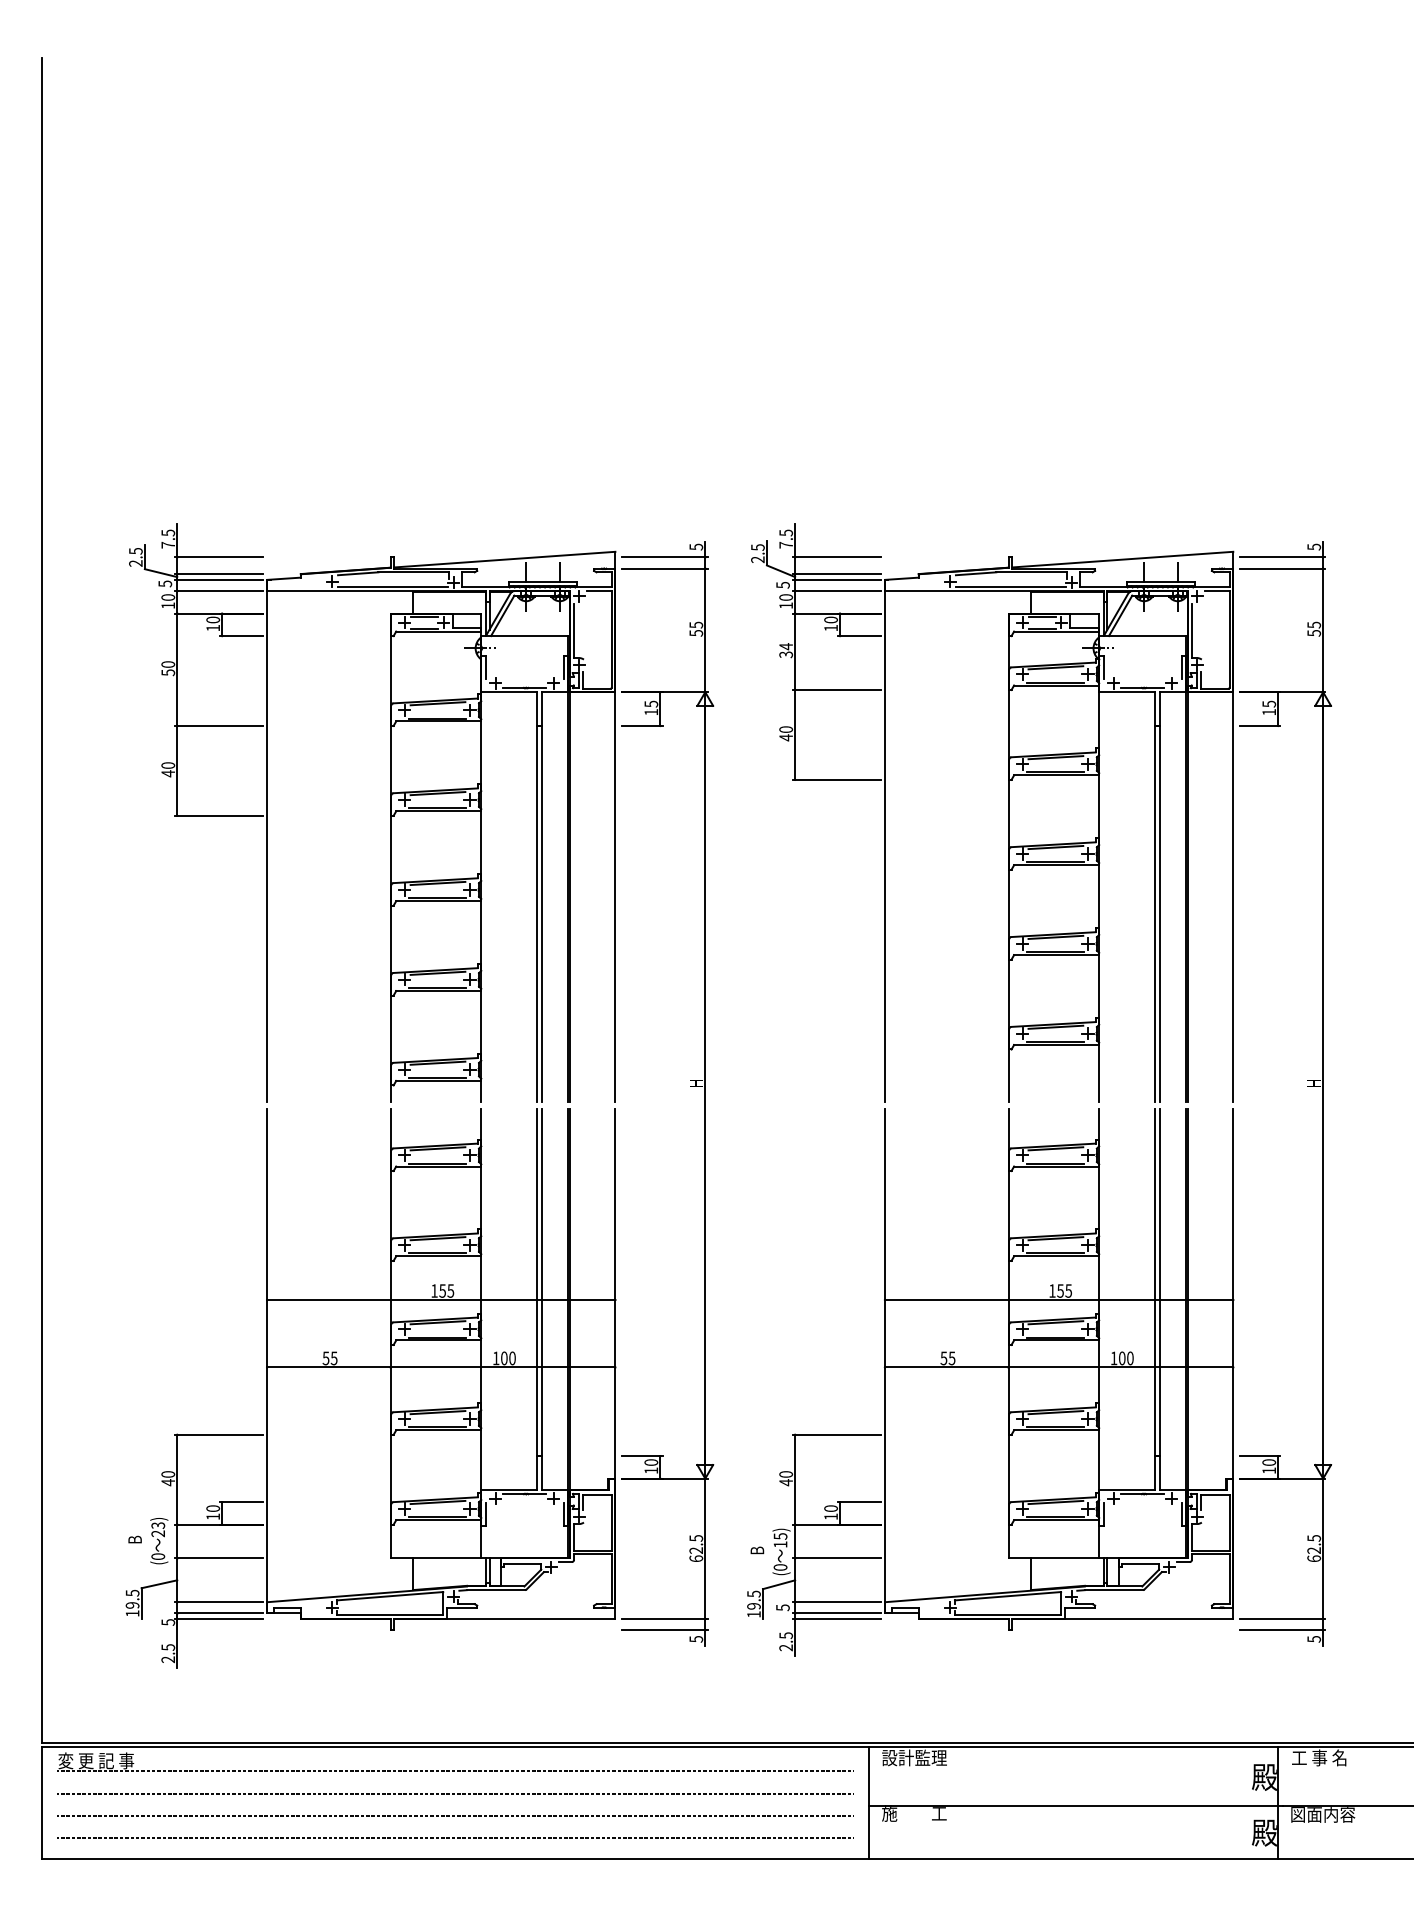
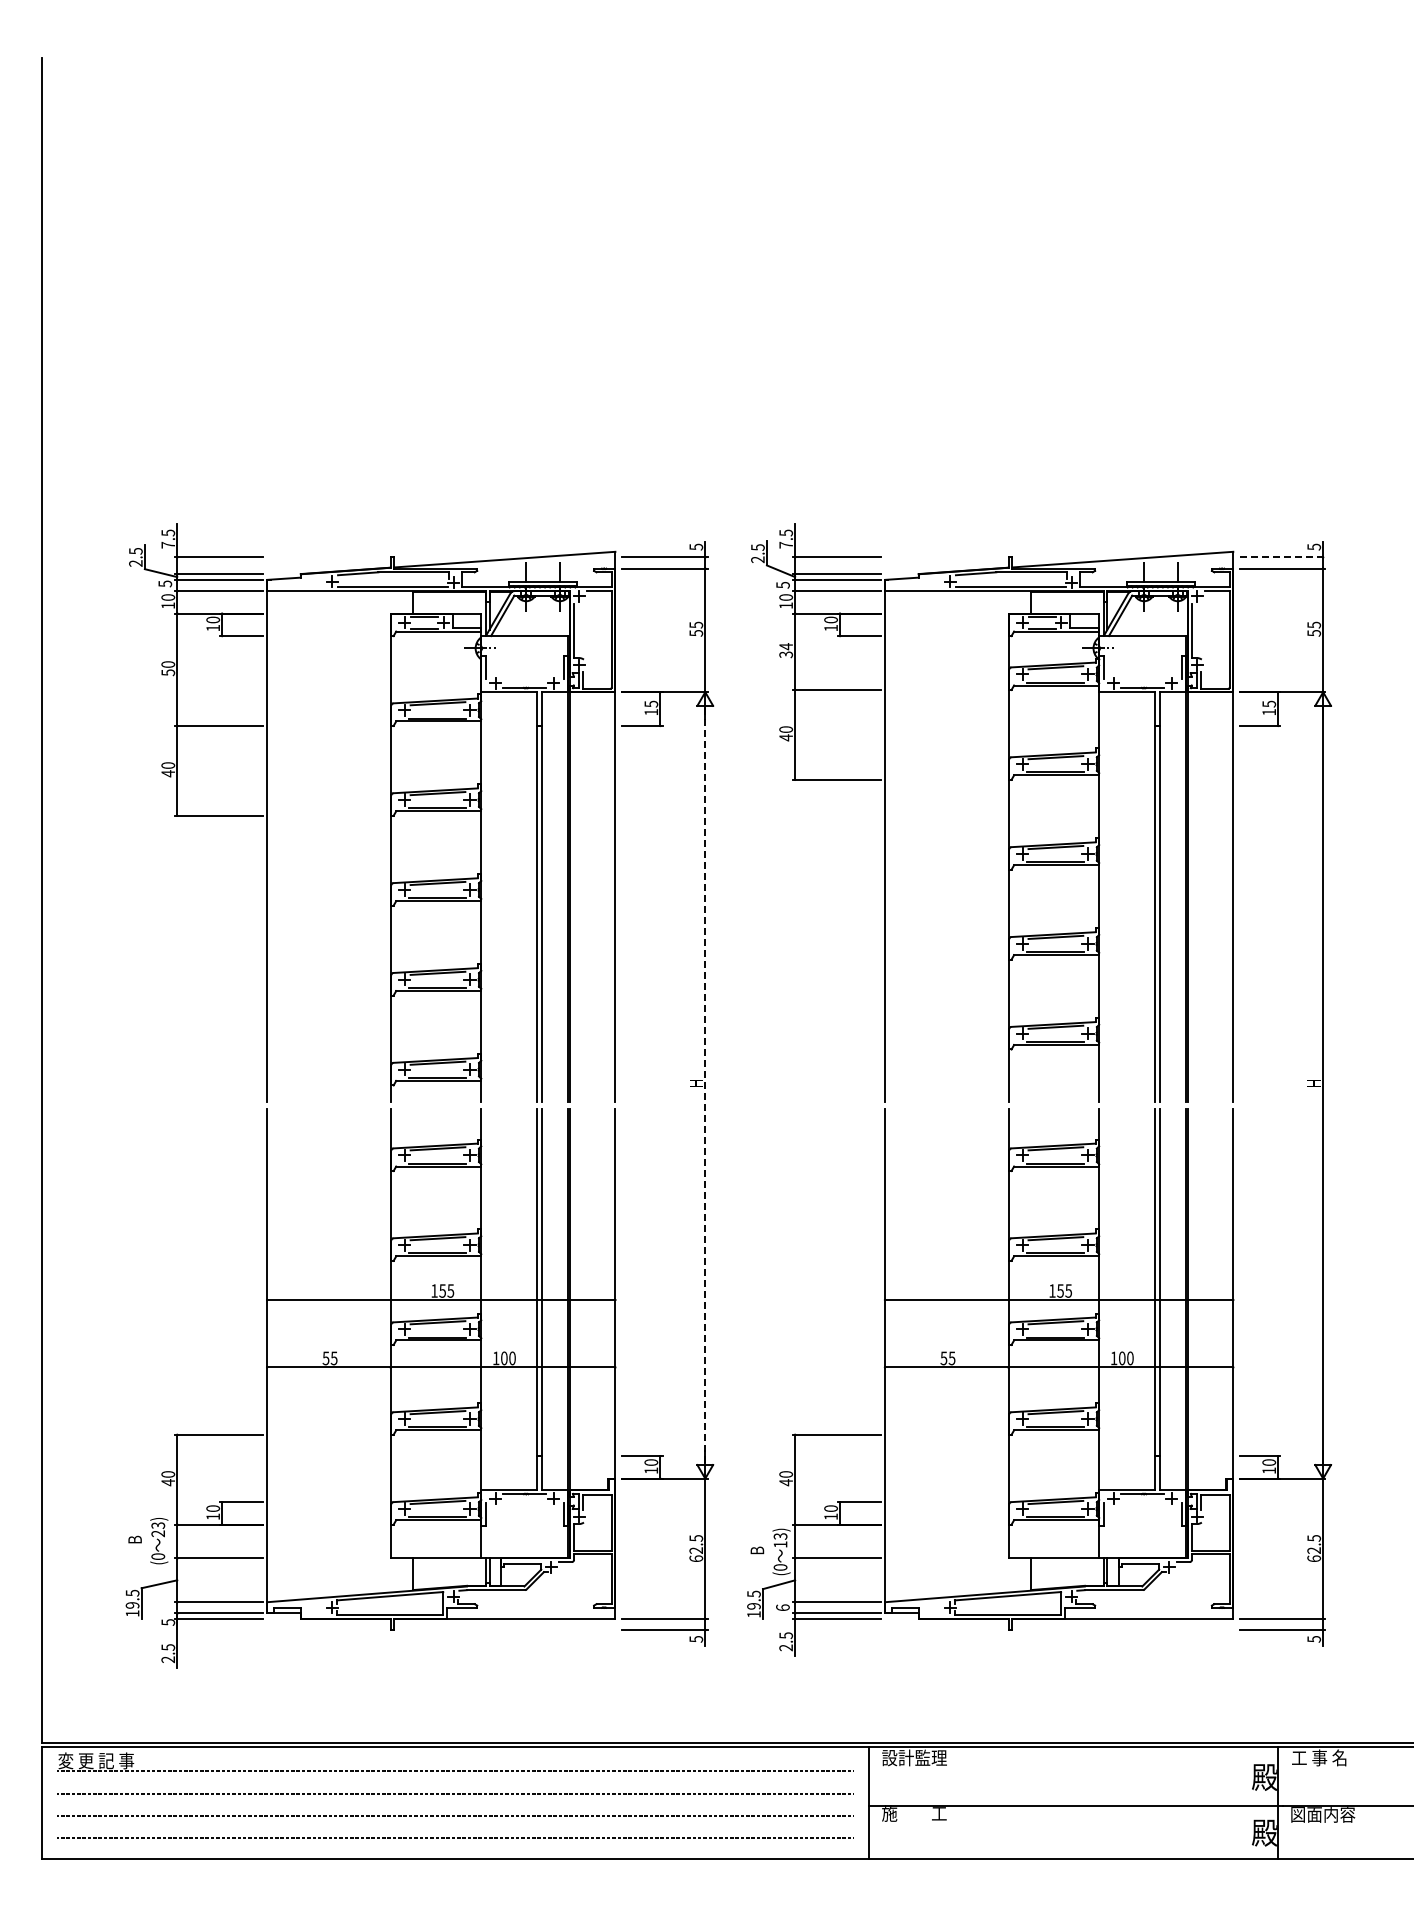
line: solid -> dashed (1282, 557)
line: solid -> dashed (705, 1085)
text: 15) -> 13) (779, 1536)
text: 5 -> 6 (782, 1607)
